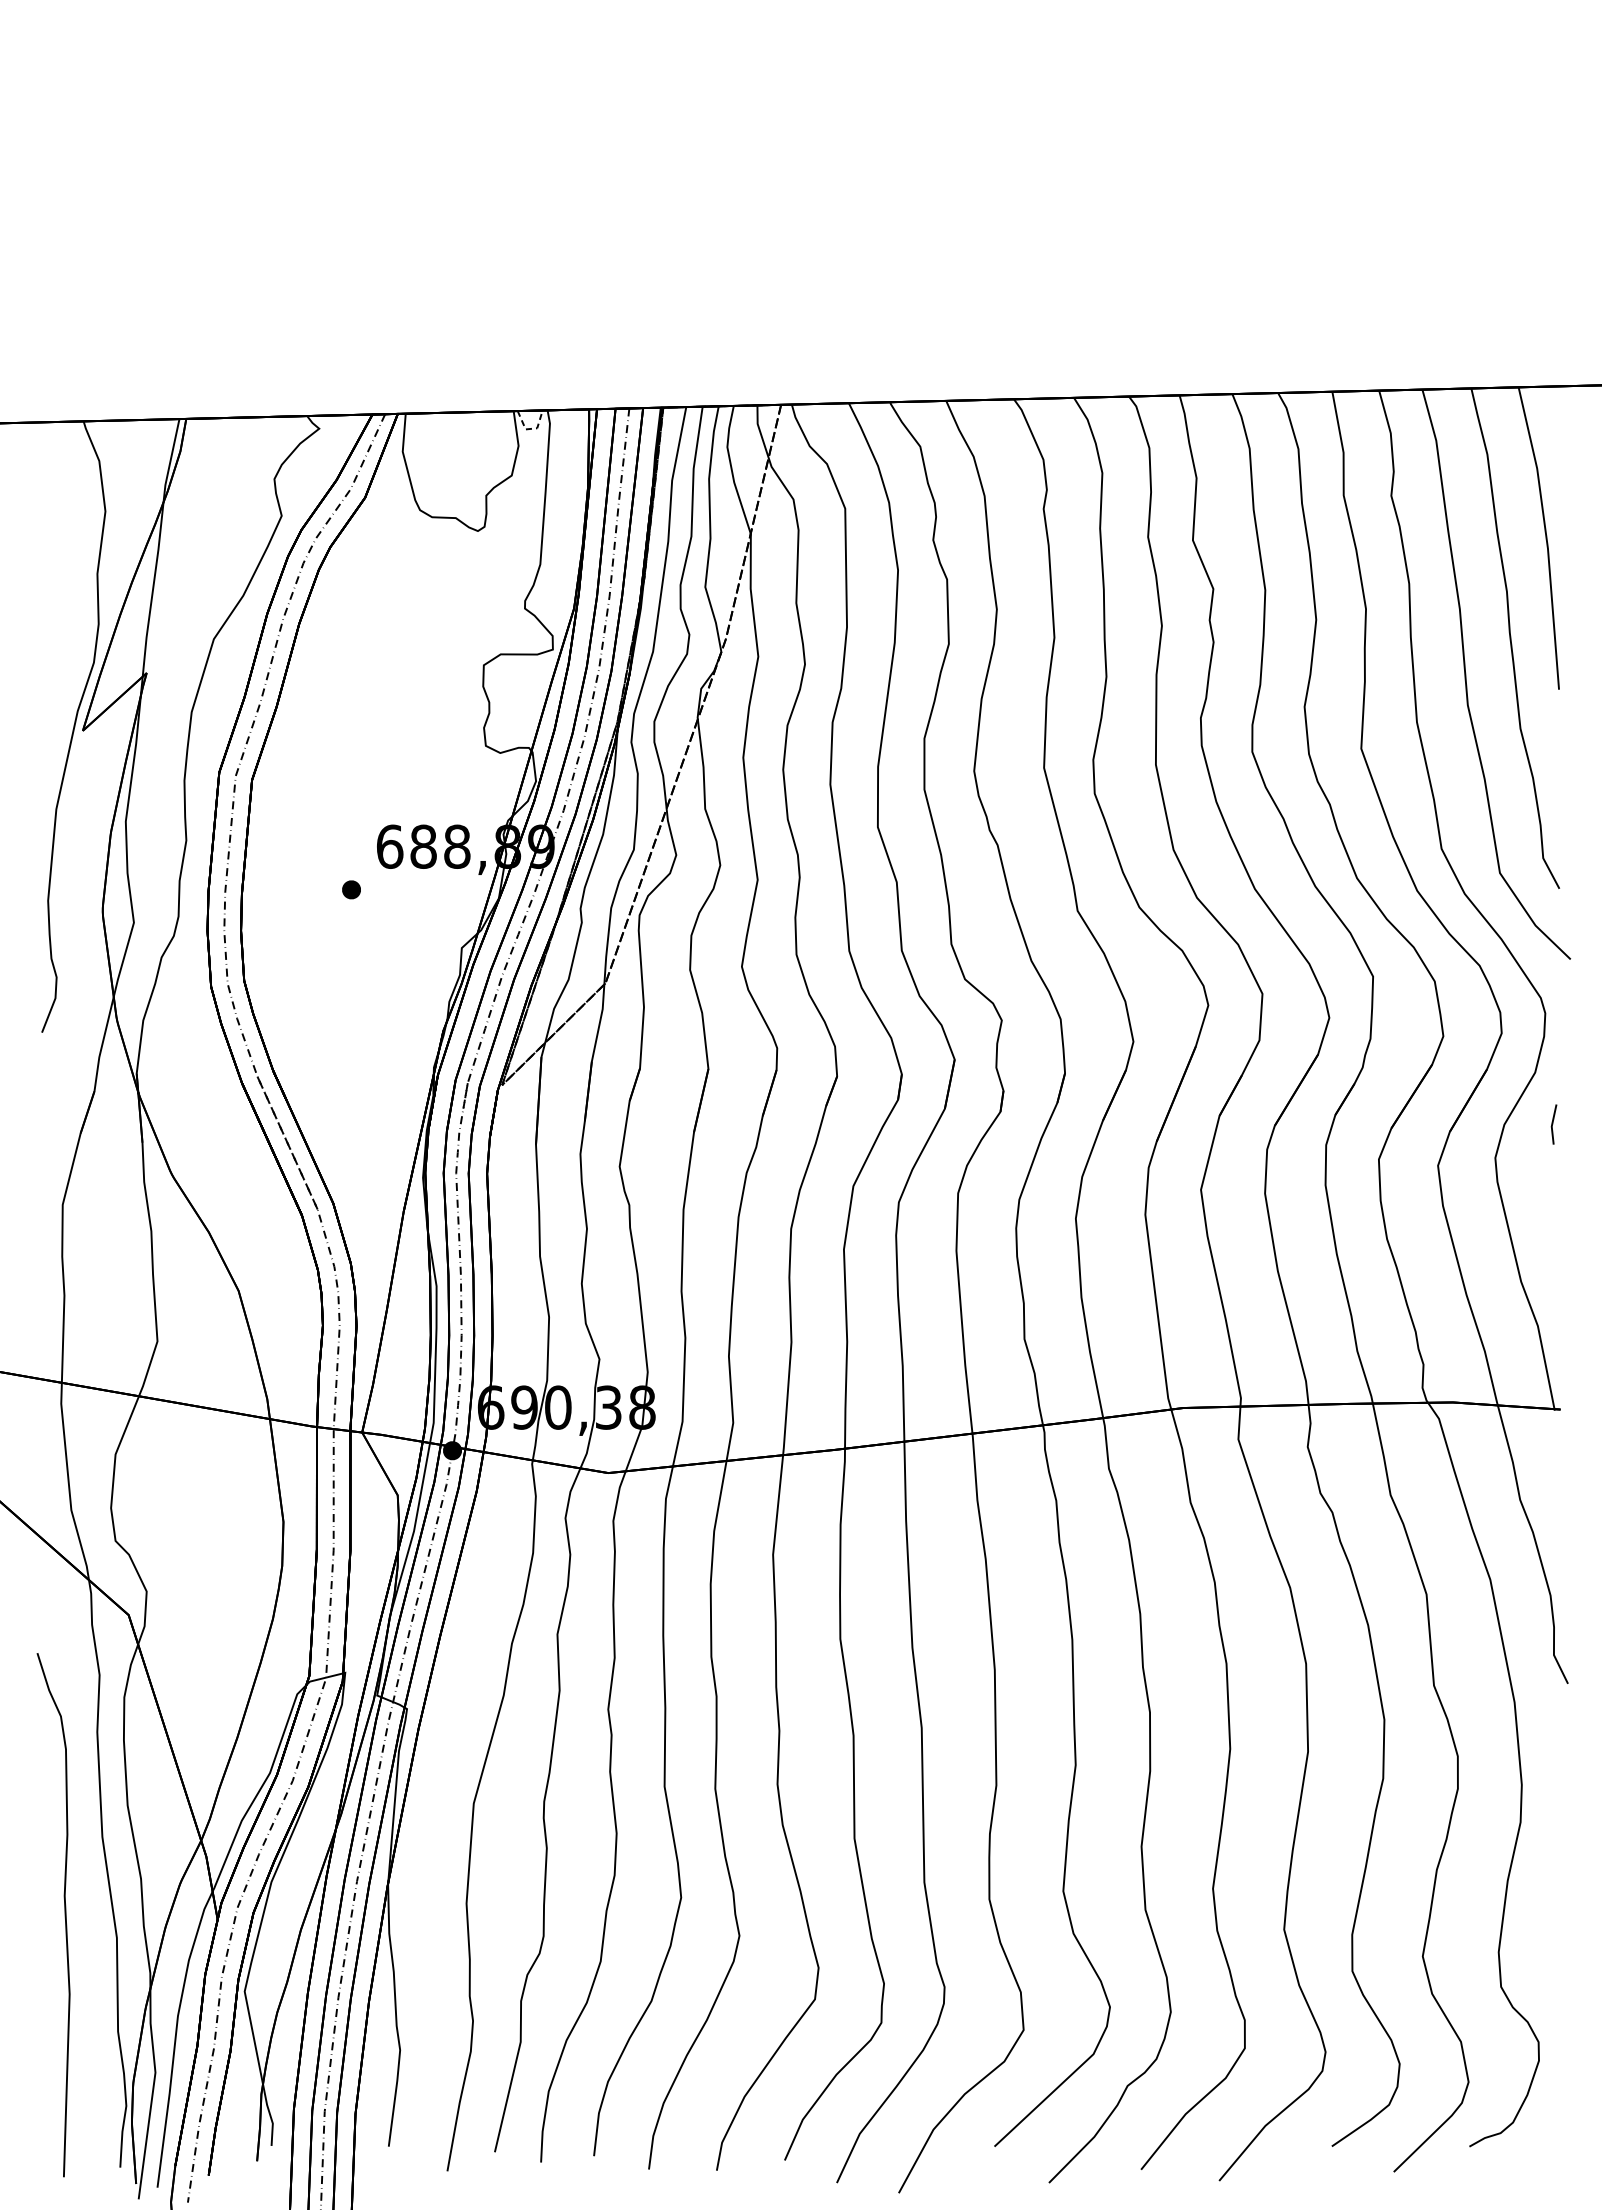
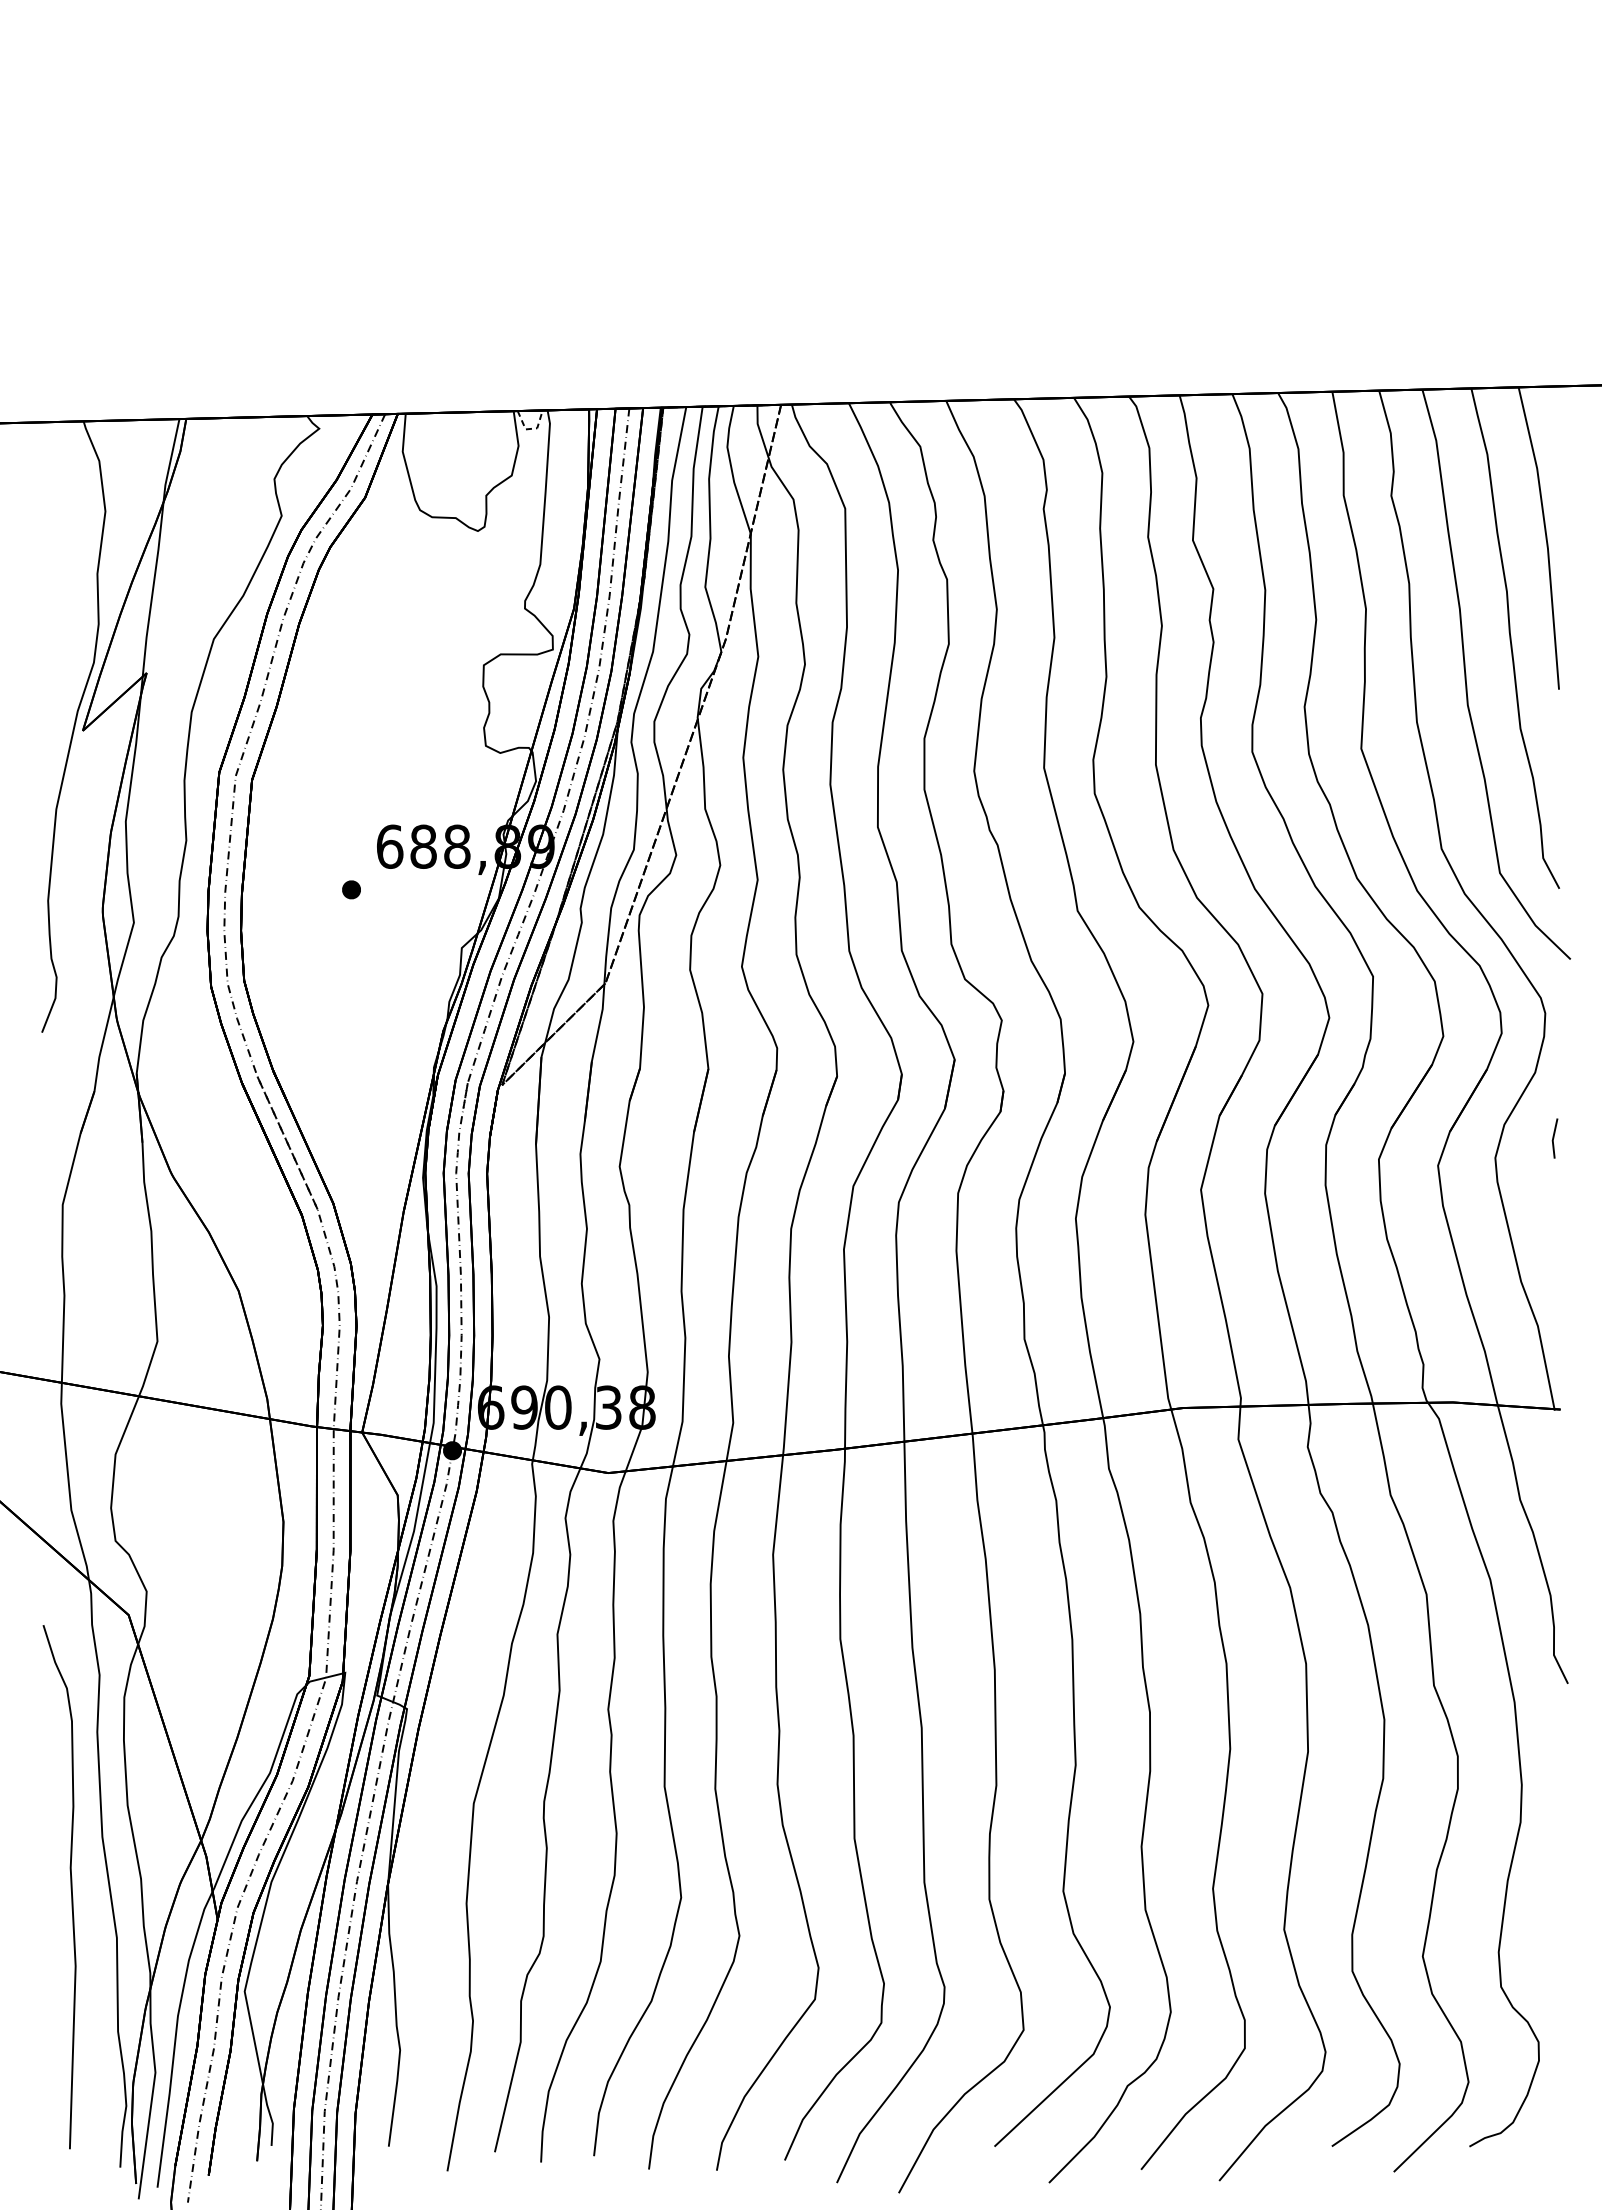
line position: (1553, 1124) -> (1554, 1138) (1554, 1138)
curve position: (64, 1915) -> (70, 1887) (70, 1887)
